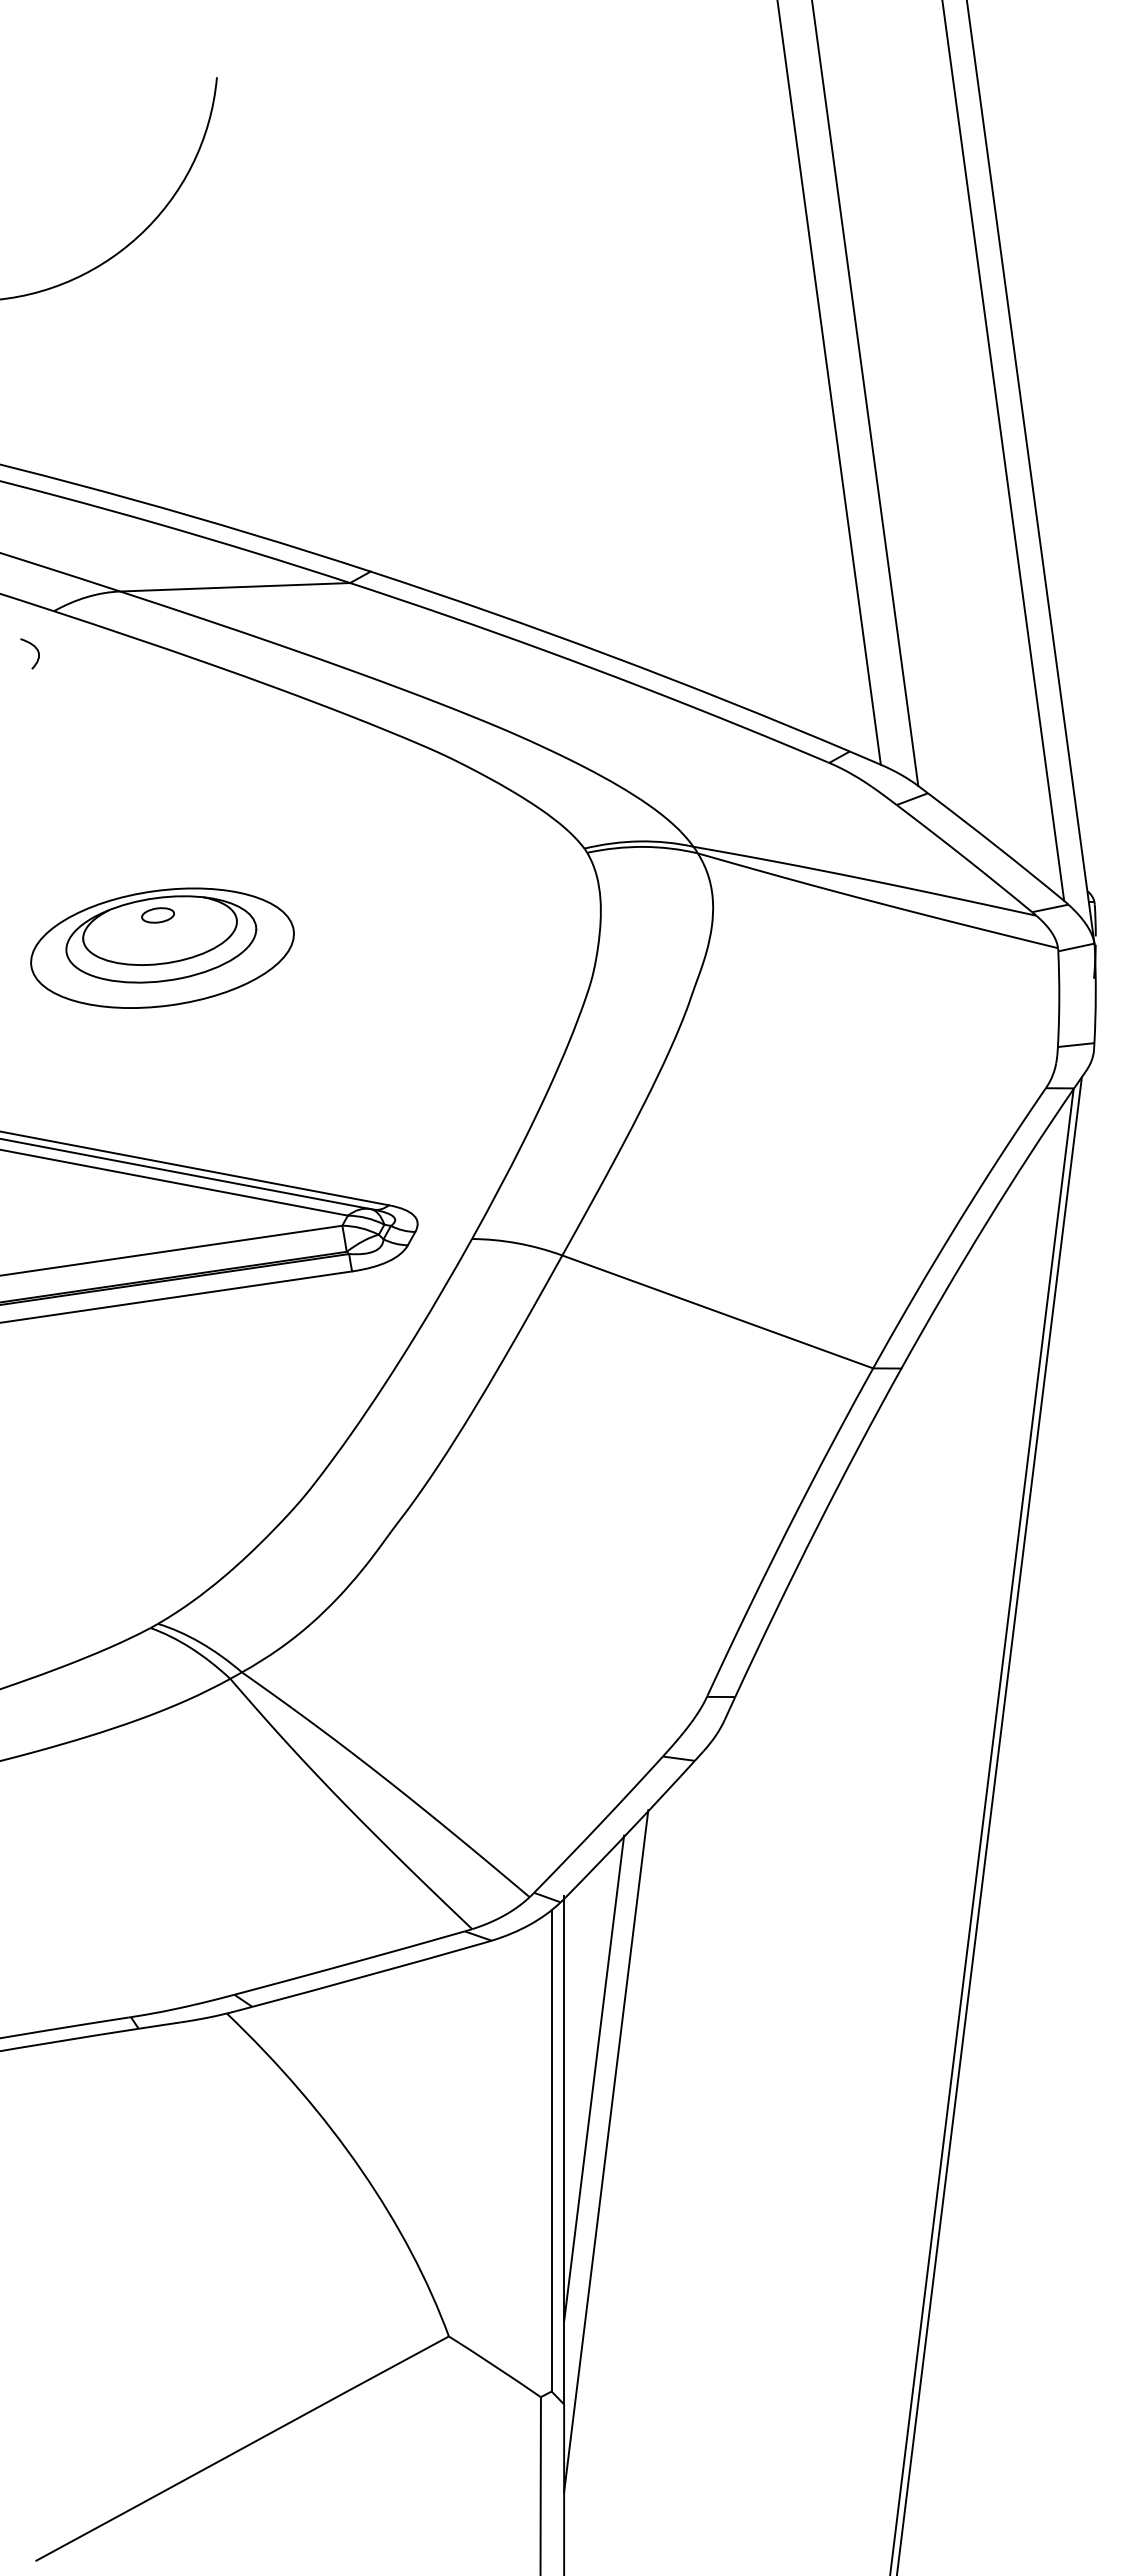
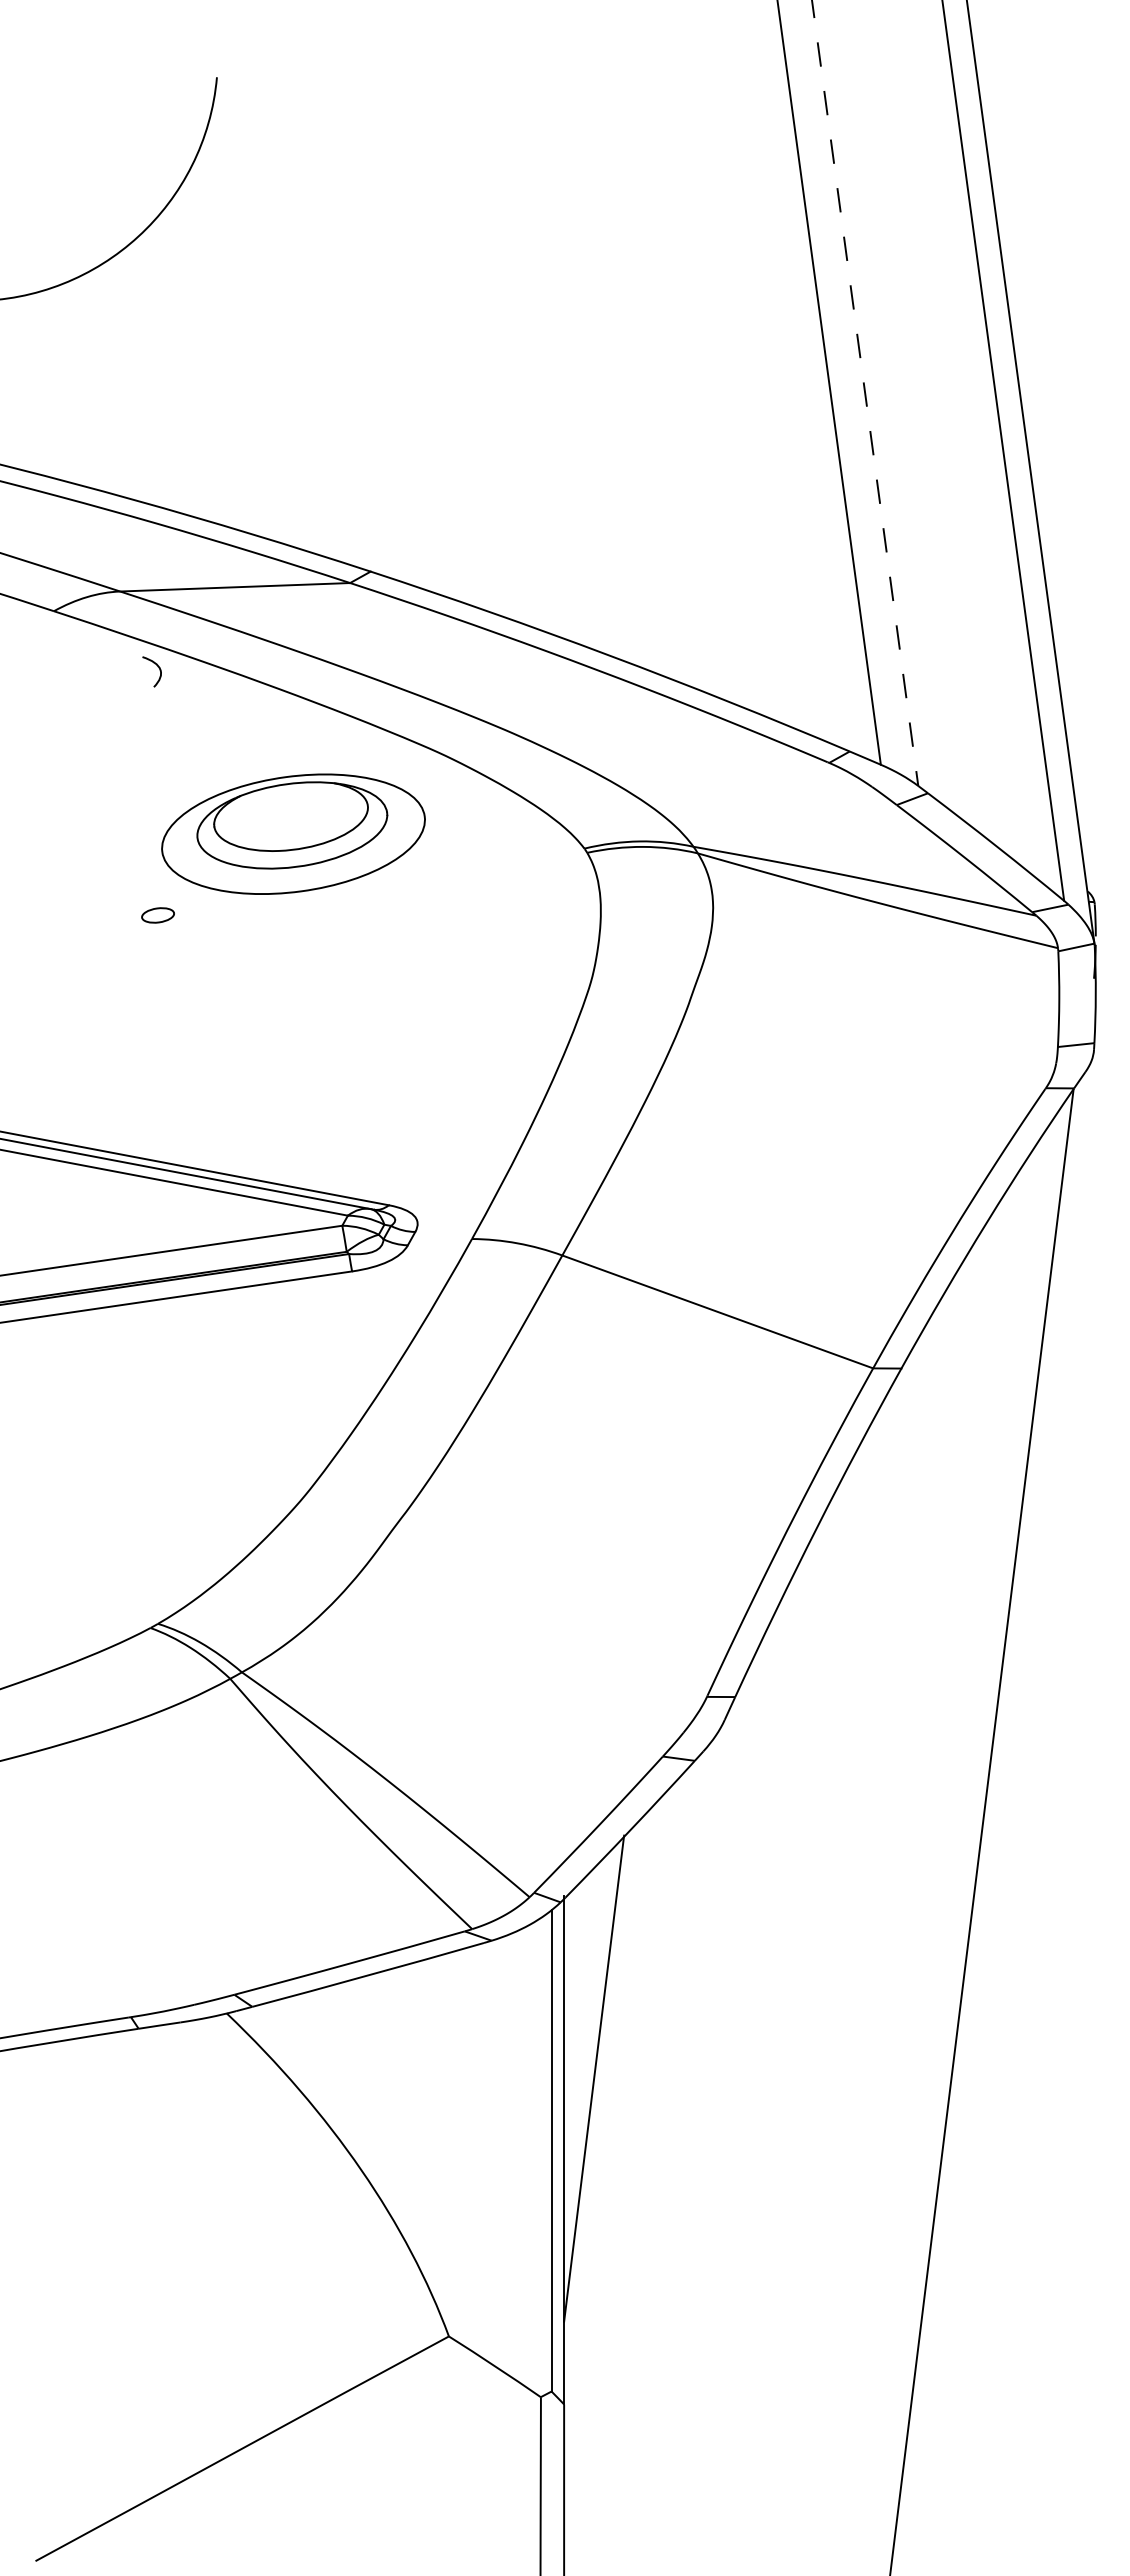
line: solid -> dashed (865, 393)
curve position: (36, 650) -> (158, 668) (158, 668)
part position: (162, 947) -> (293, 833) (293, 833)
line: present -> none (989, 1824)
line: present -> none (606, 2151)
